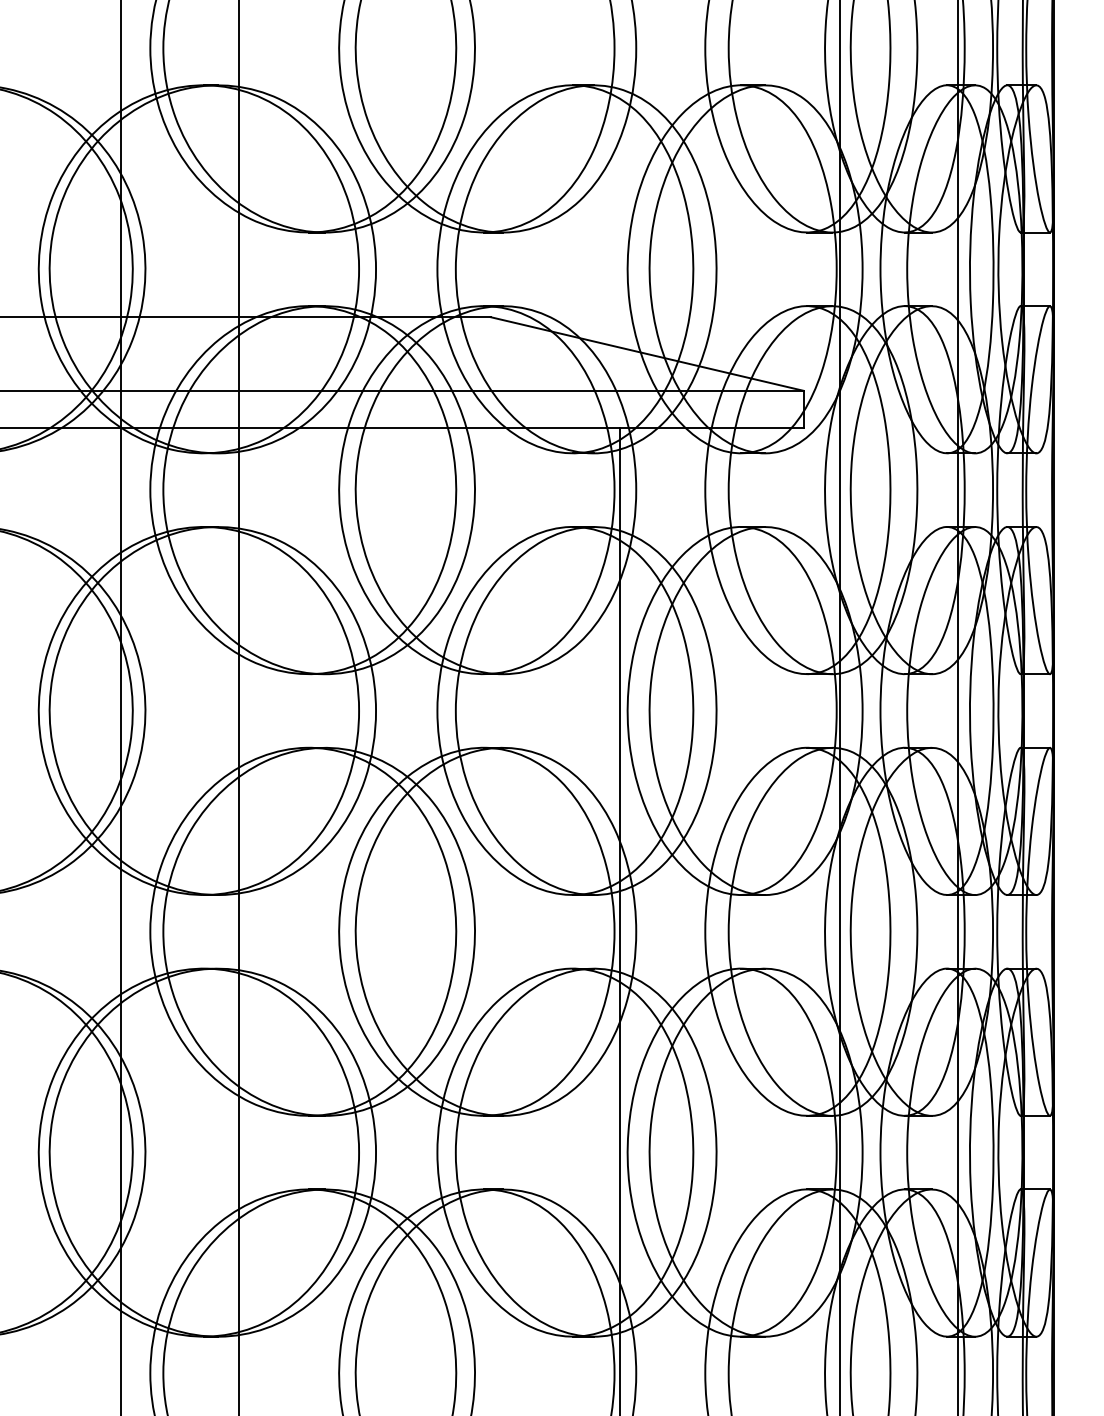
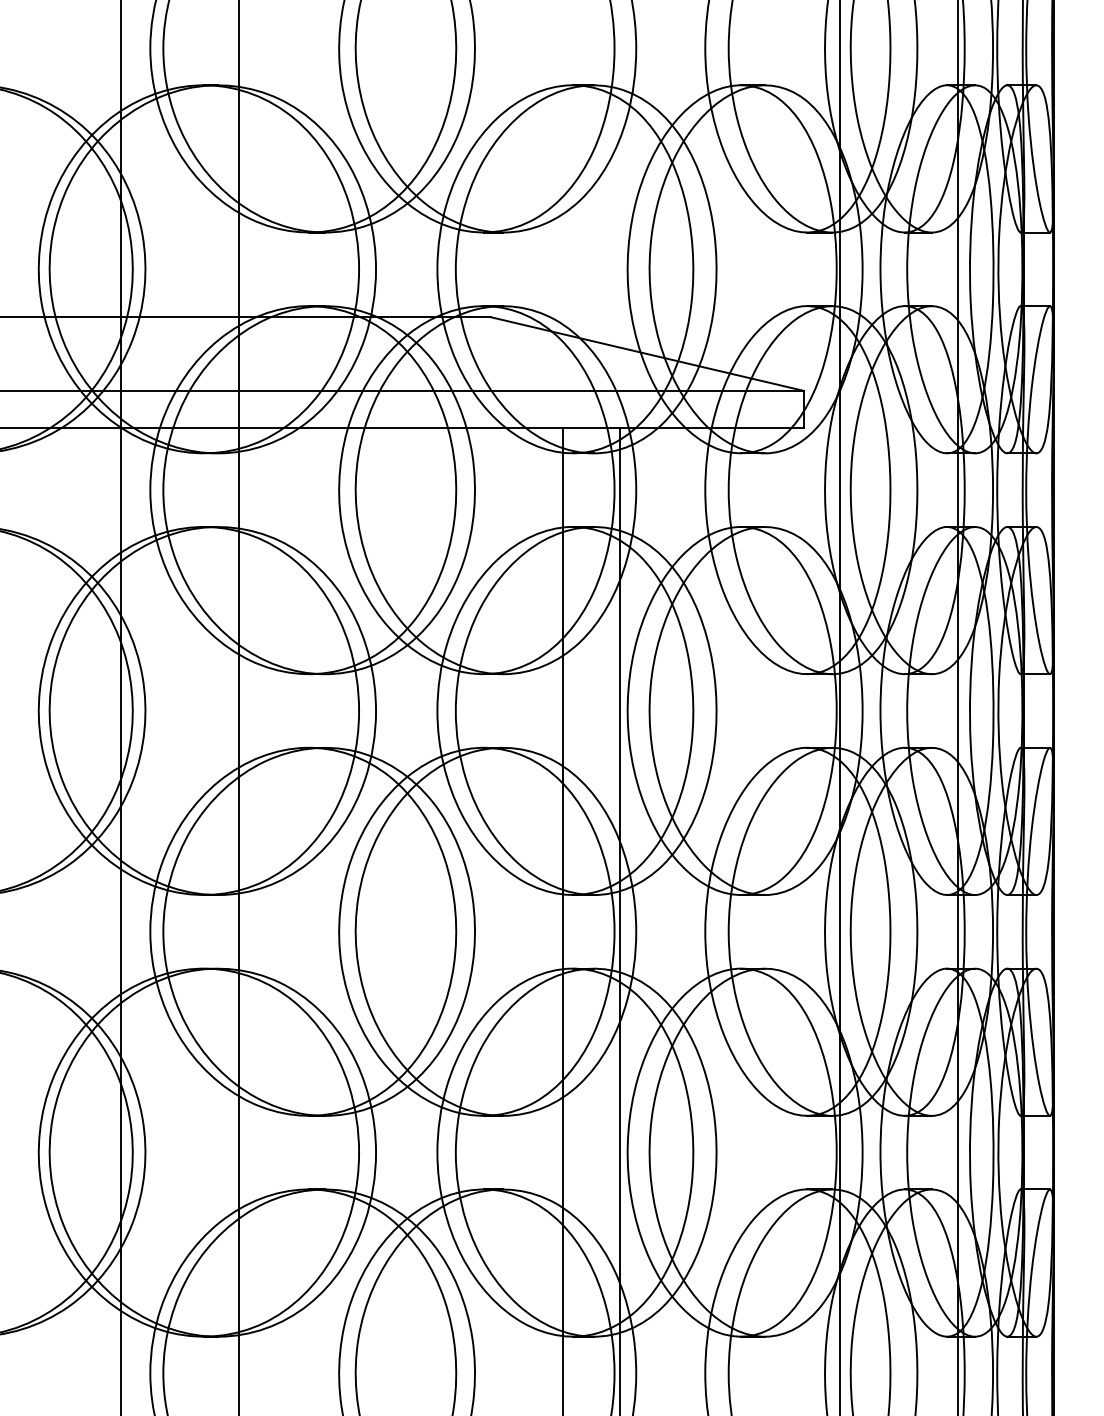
line: none -> present (562, 919)
